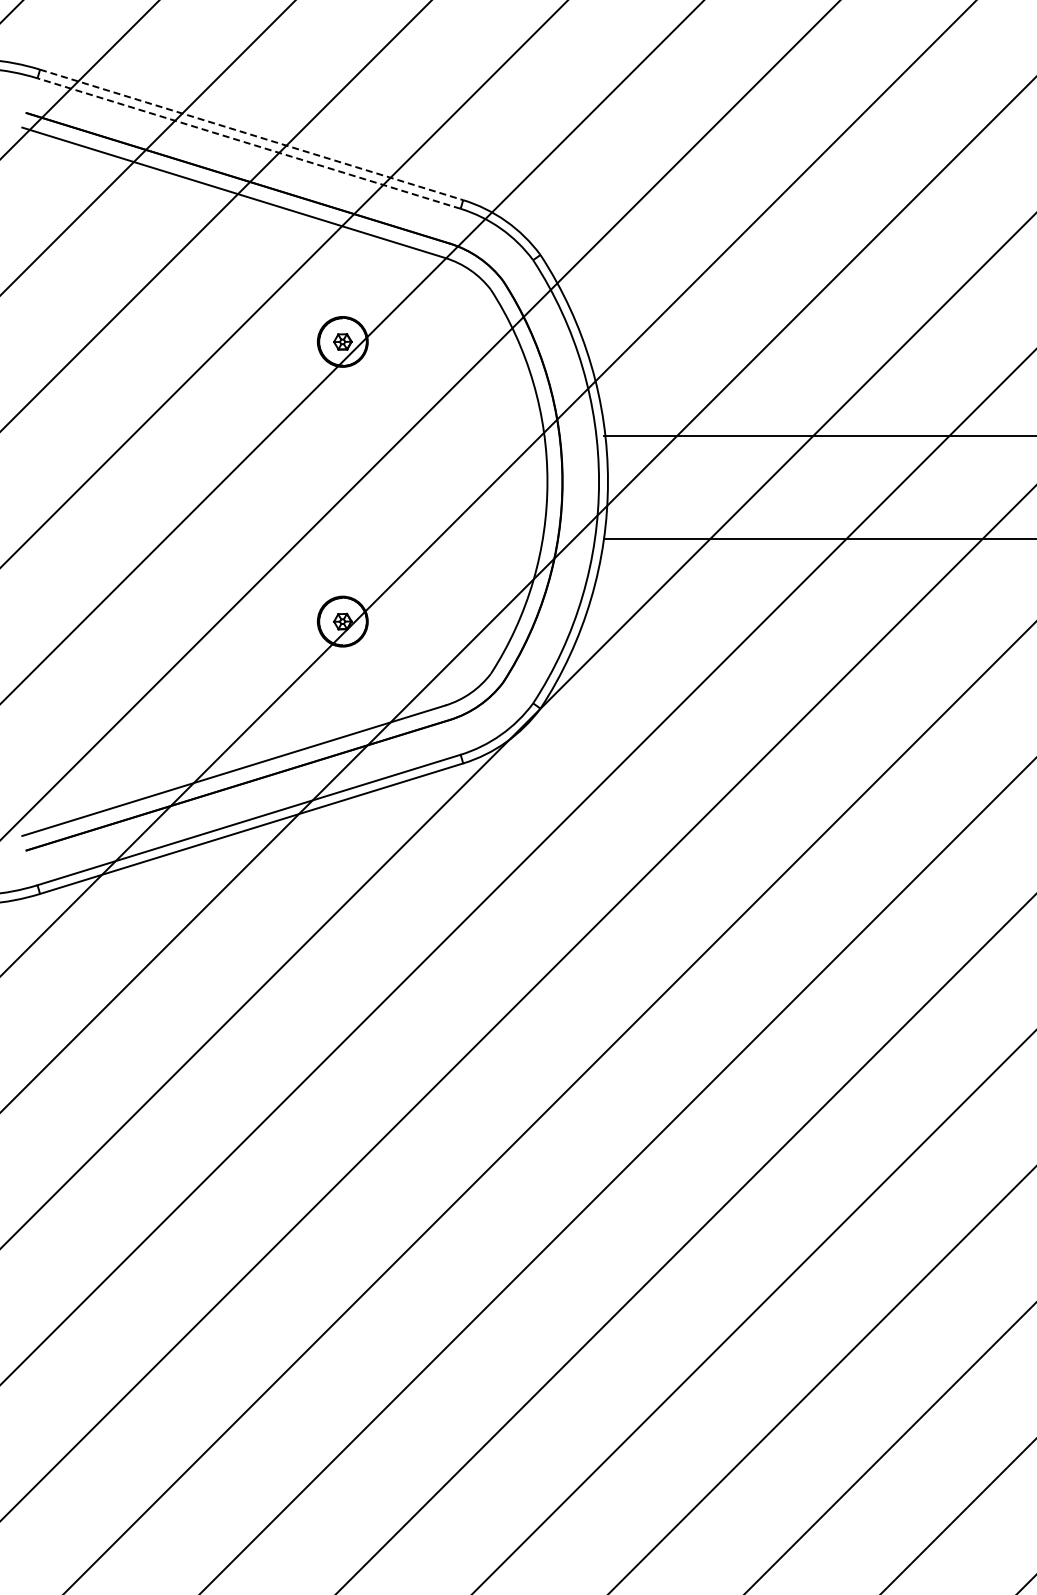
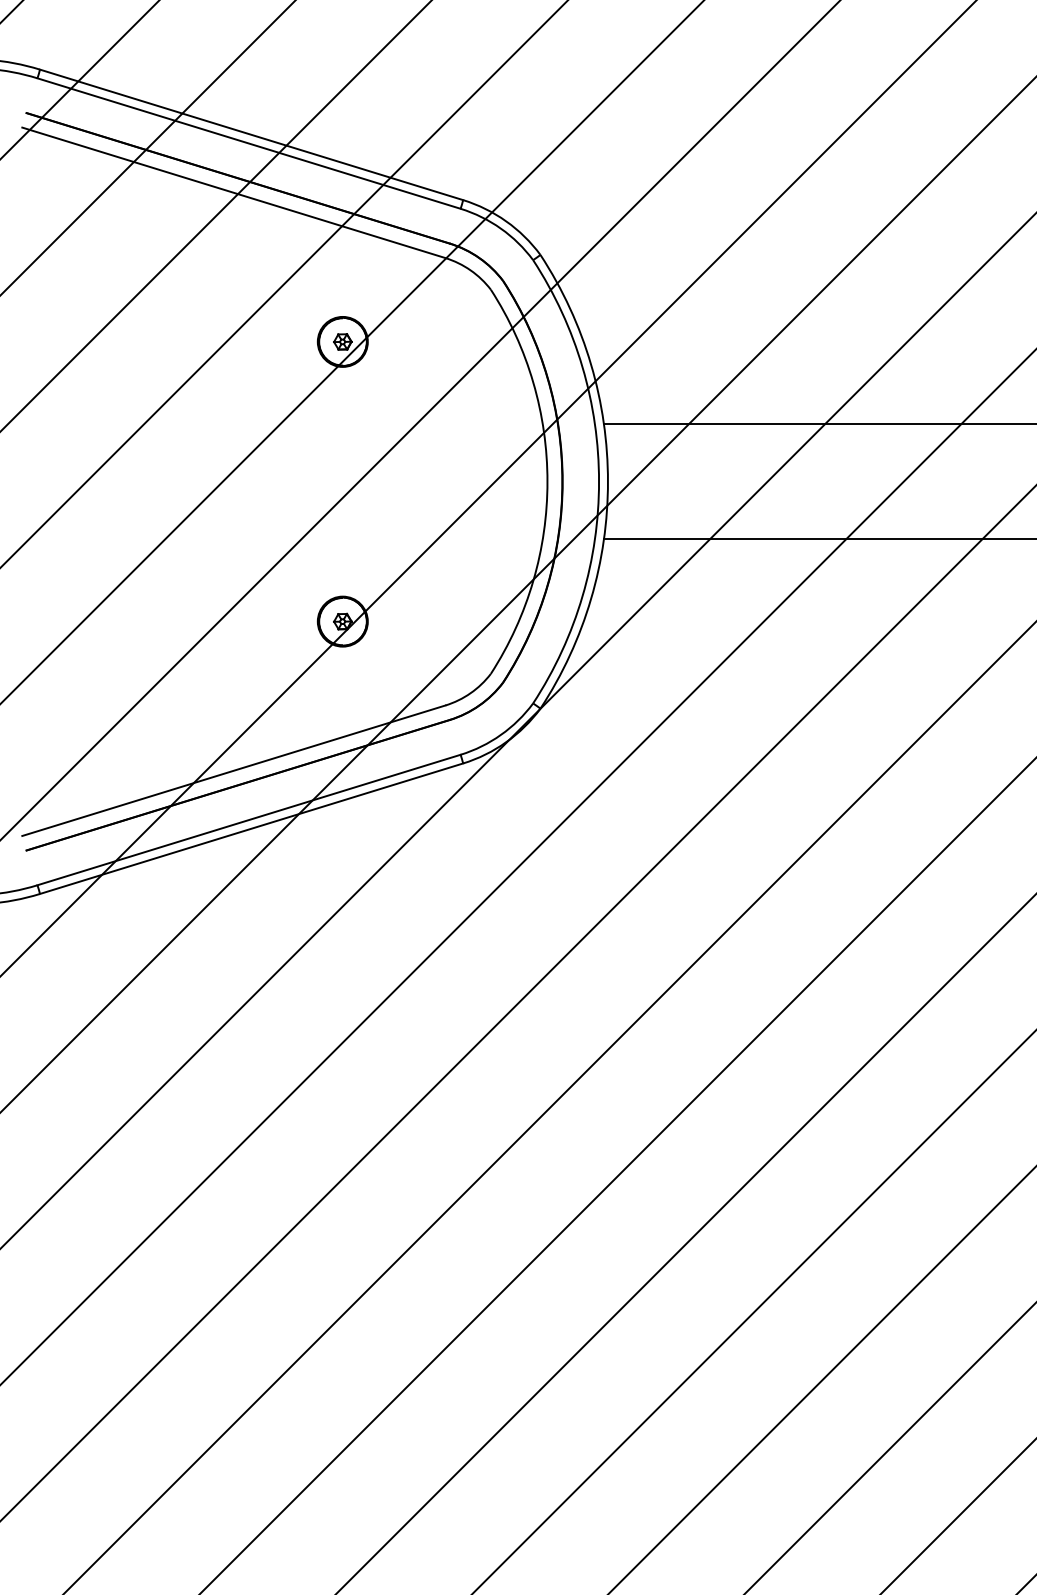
line: dashed -> solid (252, 135)
line: dashed -> solid (248, 143)
line position: (818, 436) -> (818, 424) (818, 424)
